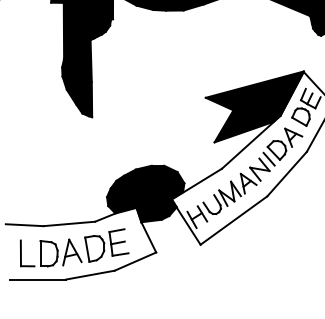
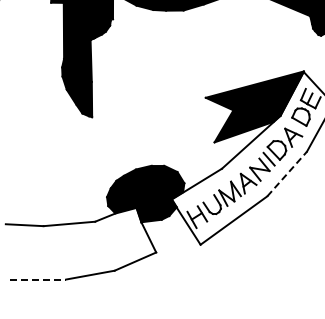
line: solid -> dashed (287, 174)
part: present -> none (74, 247)
line: solid -> dashed (38, 279)
